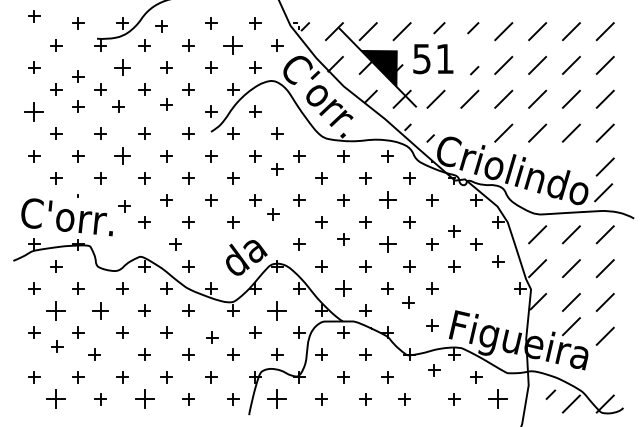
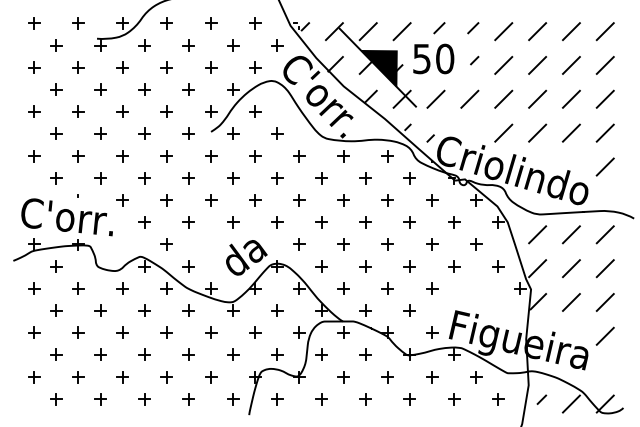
part position: (34, 16) -> (34, 23) (34, 23)
part position: (161, 26) -> (166, 23) (166, 23)
part size: 20x19 px -> 13x13 px (233, 45)
text: 51 -> 50 (445, 58)
part size: 17x17 px -> 13x13 px (122, 67)
line position: (474, 70) -> (474, 60) (474, 60)
part position: (78, 76) -> (78, 67) (78, 67)
part position: (166, 104) -> (166, 111) (166, 111)
part position: (78, 106) -> (78, 111) (78, 111)
part position: (118, 106) -> (122, 111) (122, 111)
part size: 20x20 px -> 13x13 px (34, 111)
part size: 17x18 px -> 13x13 px (122, 156)
part position: (277, 169) -> (277, 178) (277, 178)
line: present -> none (603, 192)
part size: 18x18 px -> 13x13 px (387, 200)
part position: (124, 206) -> (122, 200) (122, 200)
part position: (273, 214) -> (277, 222) (277, 222)
part position: (454, 231) -> (454, 222) (454, 222)
part position: (343, 239) -> (343, 244) (343, 244)
part position: (175, 244) -> (166, 244) (166, 244)
part size: 18x17 px -> 13x13 px (387, 244)
part position: (498, 261) -> (498, 266) (498, 266)
part size: 17x17 px -> 13x13 px (343, 288)
part position: (408, 302) -> (409, 310) (409, 310)
part size: 20x20 px -> 13x13 px (56, 310)
part size: 17x18 px -> 13x13 px (100, 310)
part size: 20x20 px -> 13x13 px (277, 310)
part position: (432, 325) -> (432, 332) (432, 332)
line: present -> none (571, 326)
part position: (212, 337) -> (211, 332) (211, 332)
part position: (57, 346) -> (56, 354) (56, 354)
part position: (94, 354) -> (100, 354) (100, 354)
part position: (434, 370) -> (432, 377) (432, 377)
line position: (550, 394) -> (541, 399) (541, 399)
part size: 20x20 px -> 13x13 px (56, 399)
part size: 20x20 px -> 13x13 px (144, 399)
part size: 20x20 px -> 13x13 px (277, 399)
part size: 20x20 px -> 13x13 px (498, 399)
part position: (404, 399) -> (409, 399) (409, 399)
